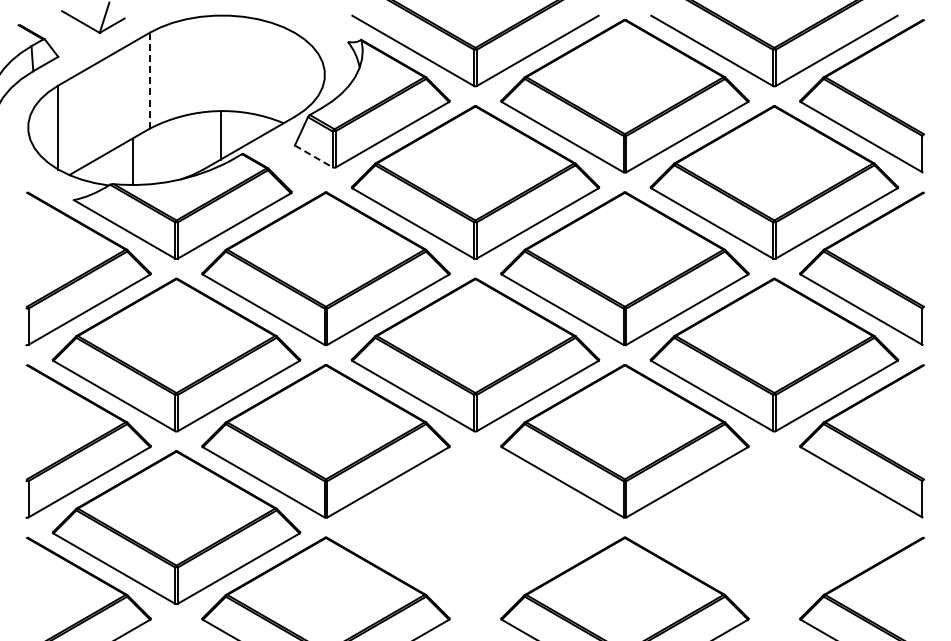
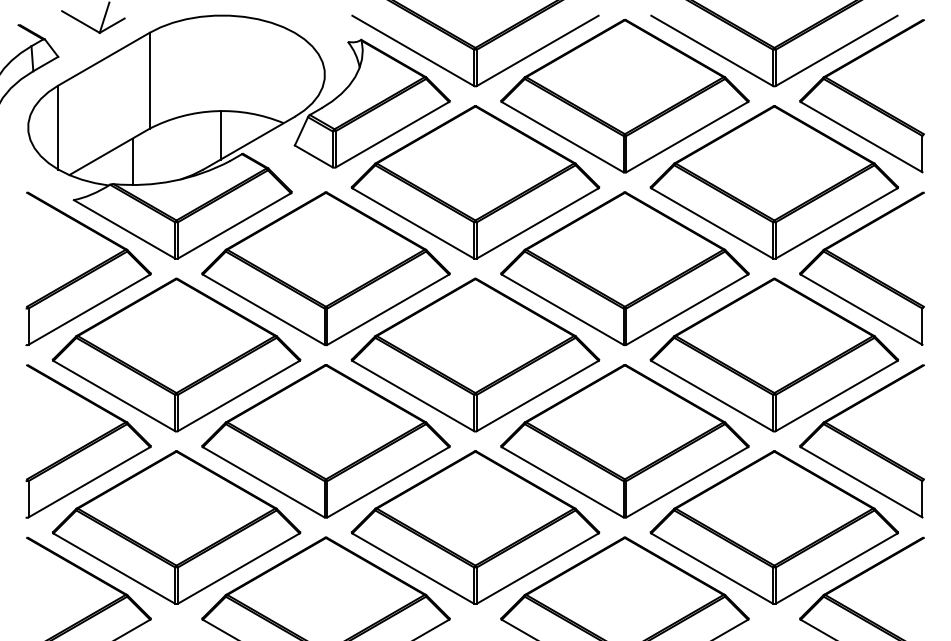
line: dashed -> solid (149, 80)
line: dashed -> solid (313, 156)
part: none -> present (475, 527)
part: none -> present (774, 527)
